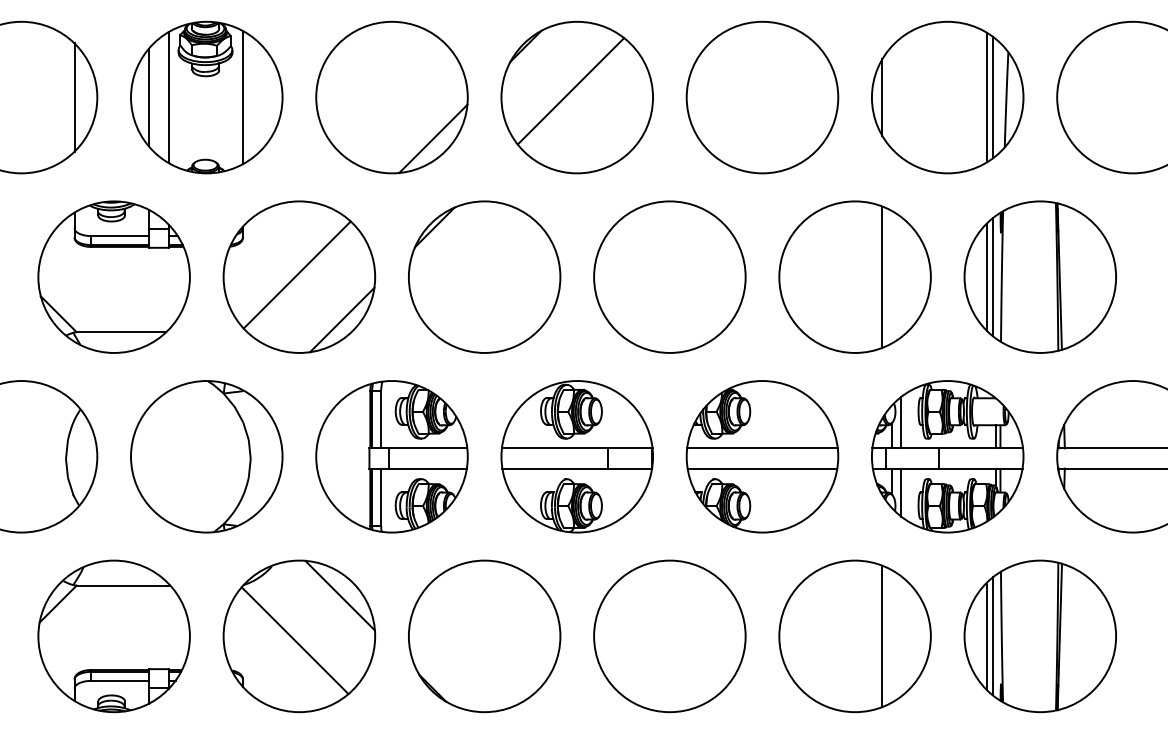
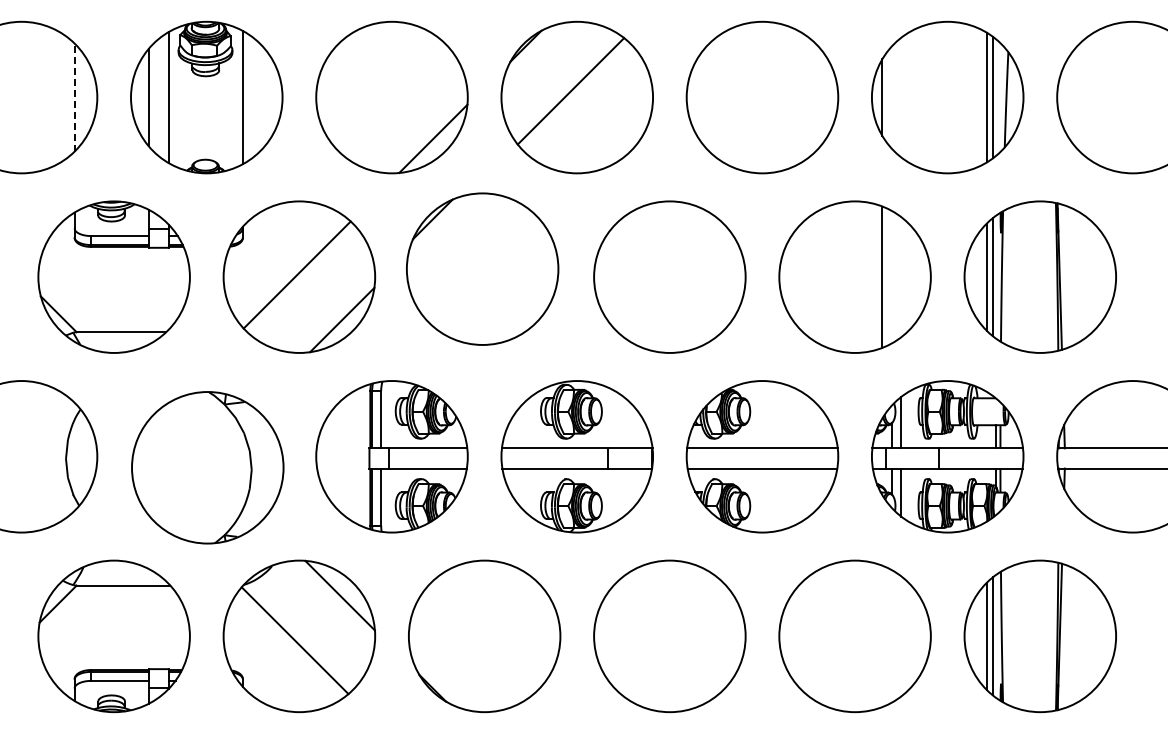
line: solid -> dashed (74, 97)
part position: (484, 276) -> (482, 268) (482, 268)
part position: (206, 456) -> (207, 467) (207, 467)
line: present -> none (882, 636)
